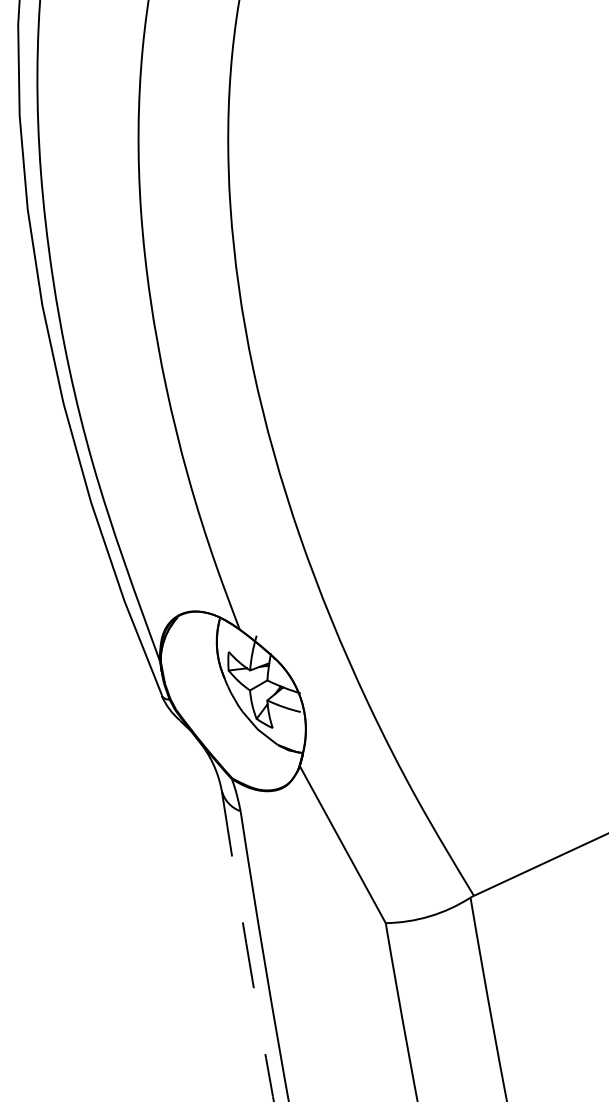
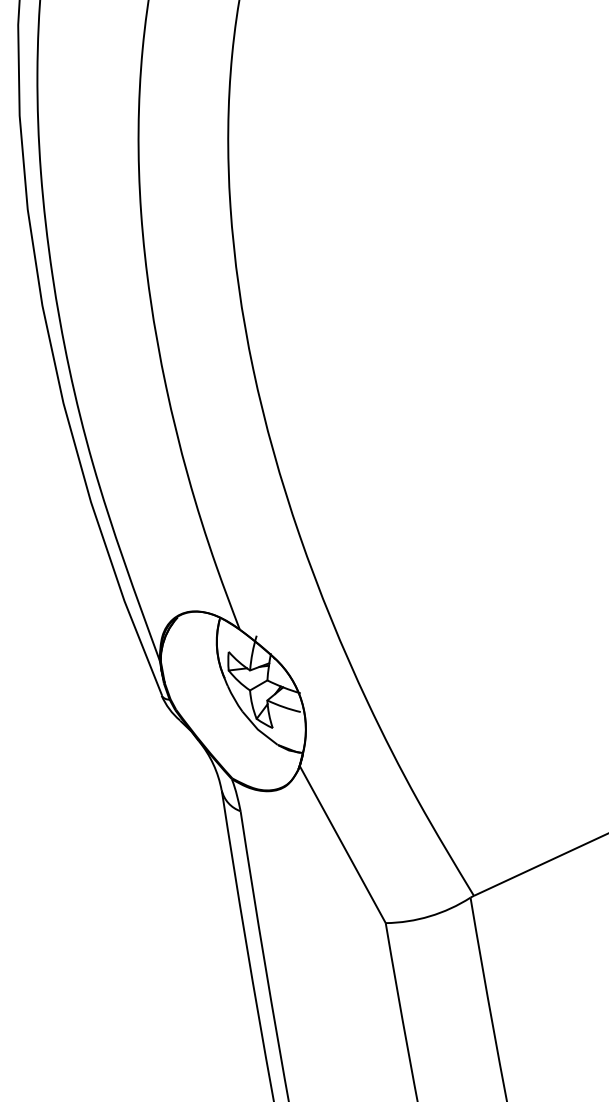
arc: dashed -> solid (246, 946)
